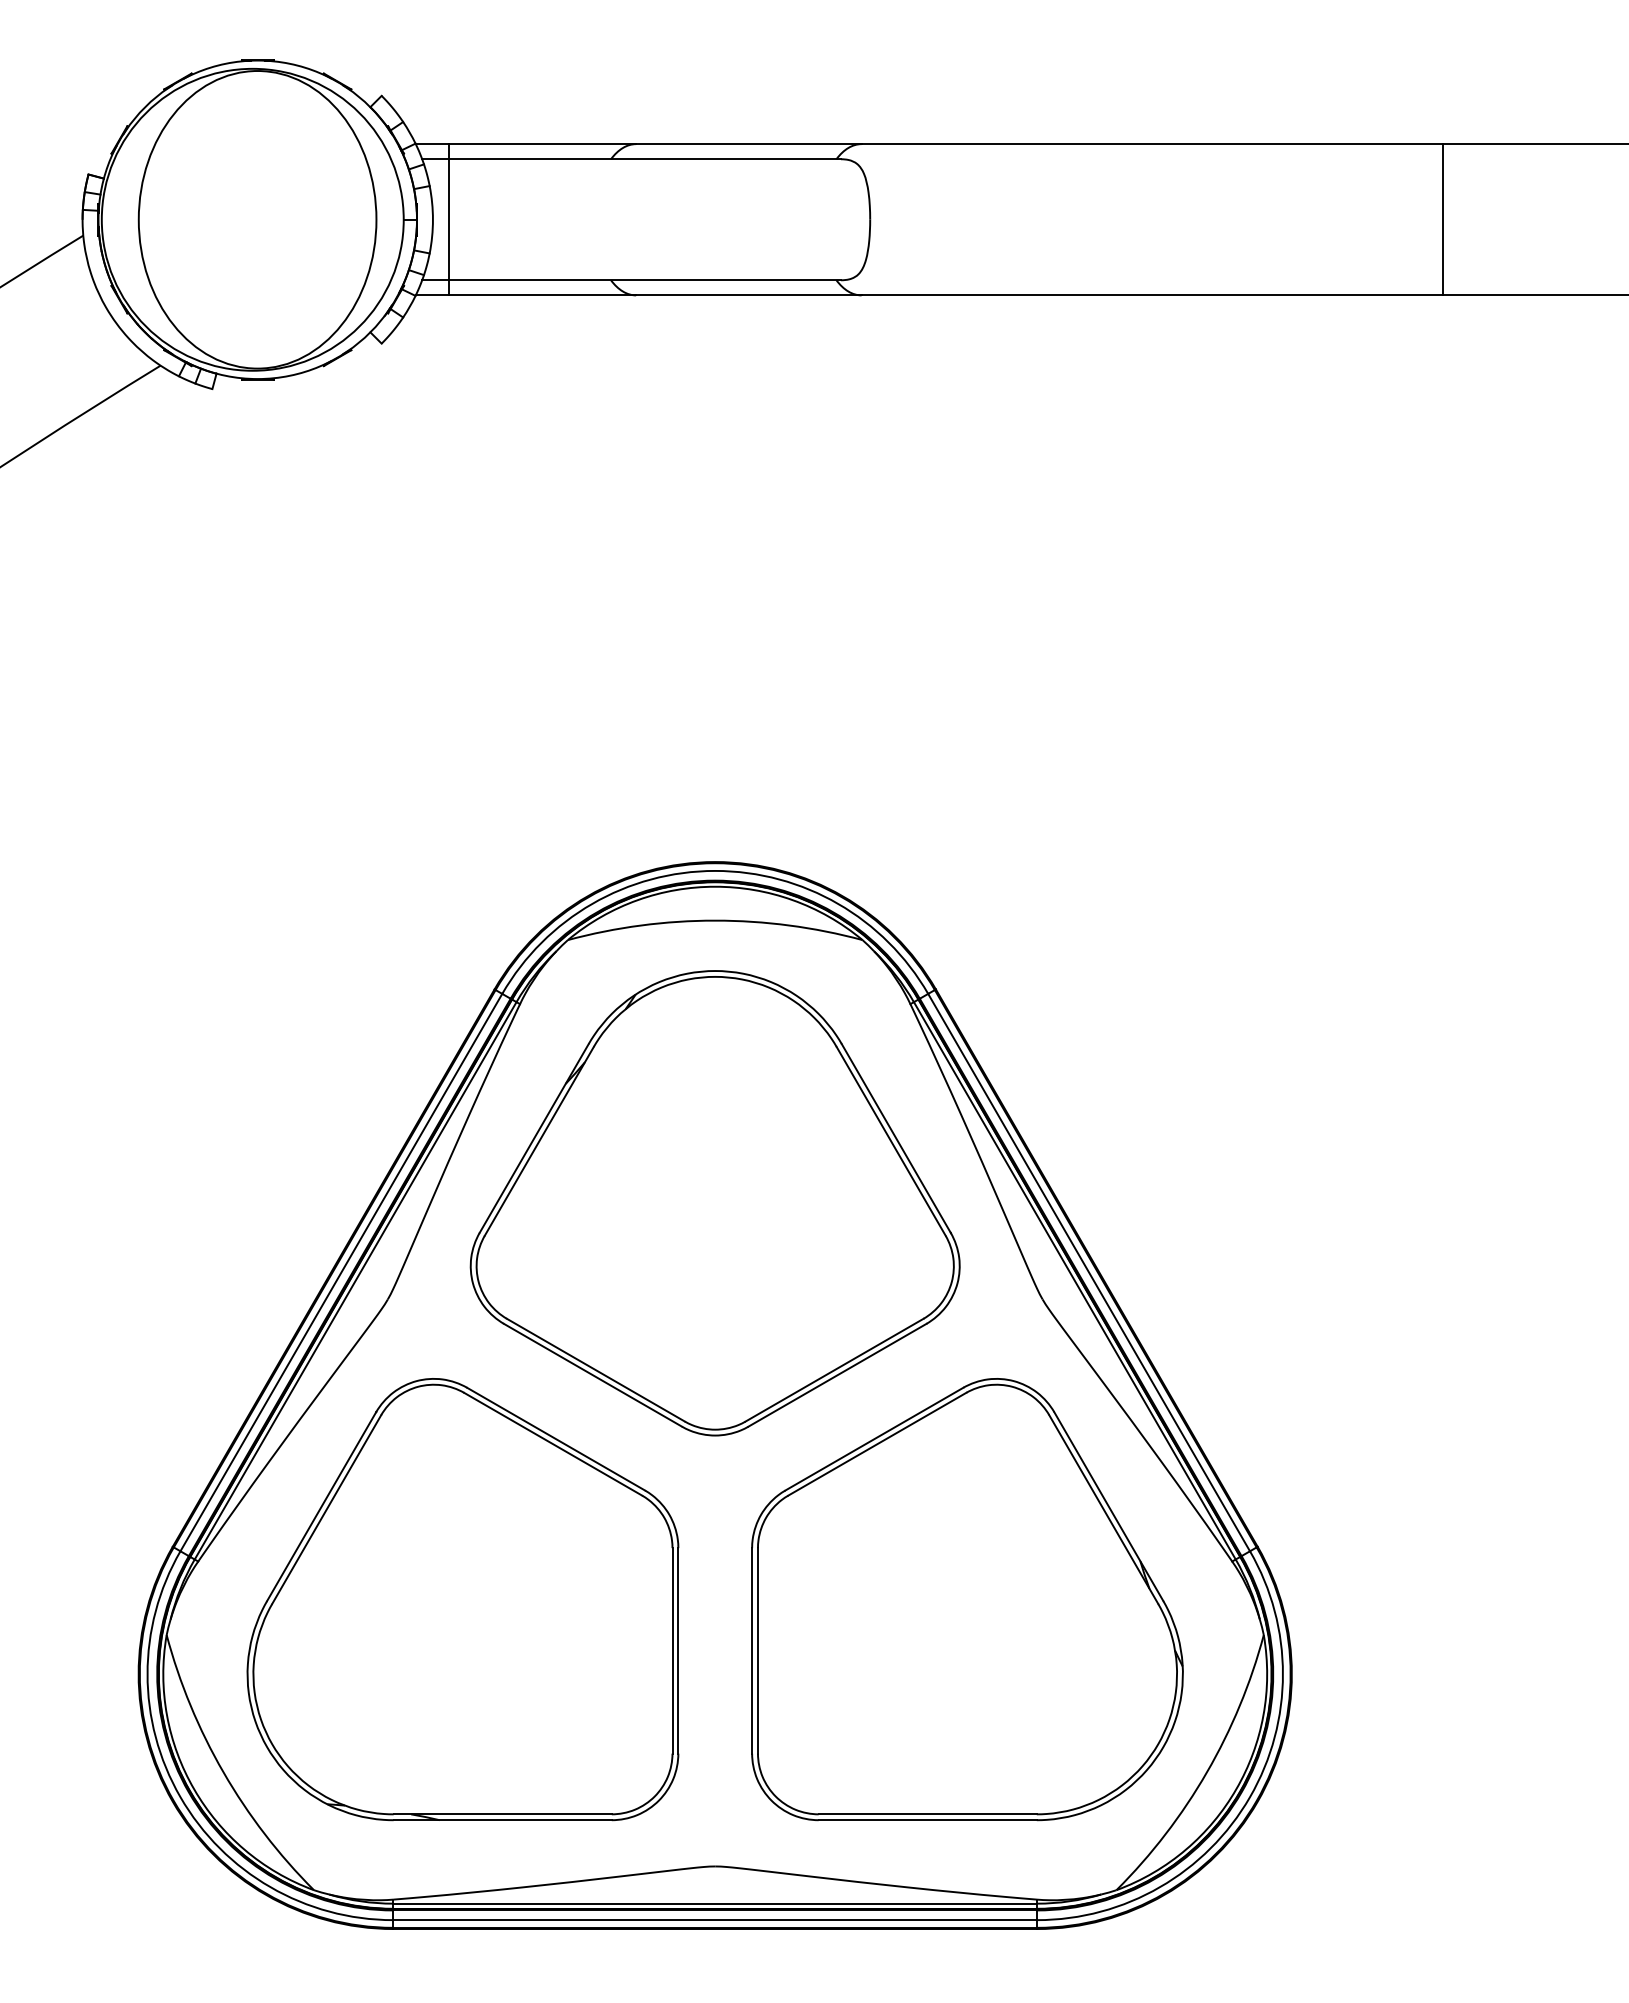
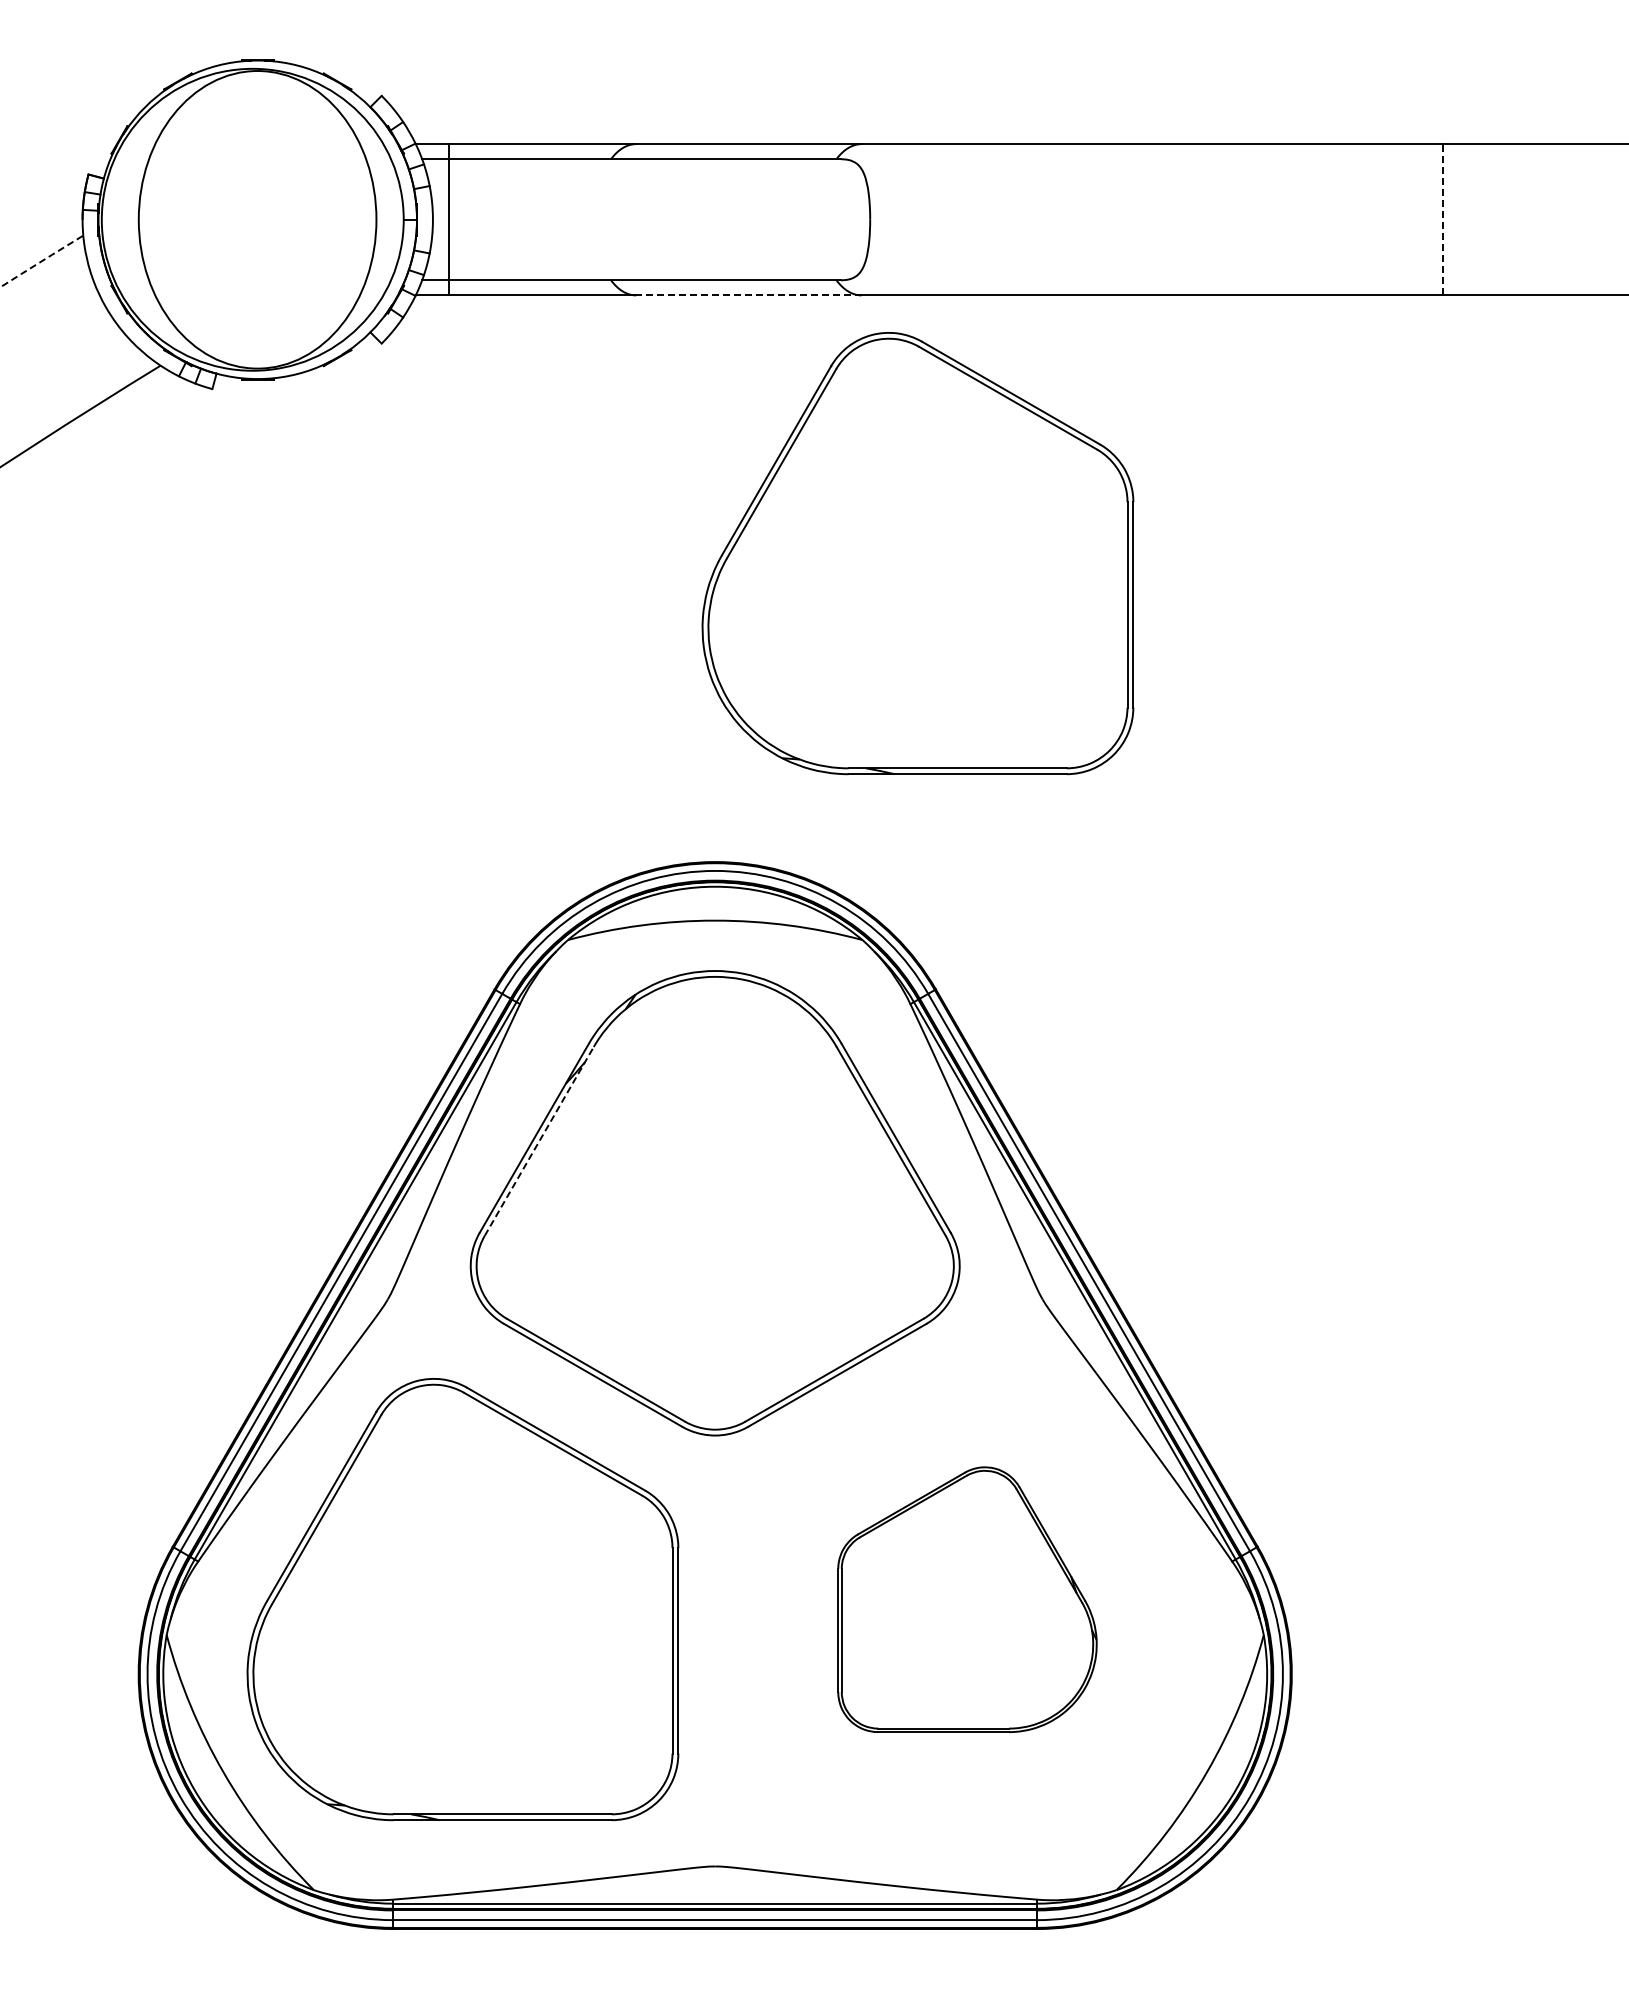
line: solid -> dashed (1443, 219)
arc: solid -> dashed (41, 261)
line: solid -> dashed (748, 295)
part: none -> present (917, 553)
line: solid -> dashed (539, 1141)
part size: 433x444 px -> 261x267 px (967, 1599)
